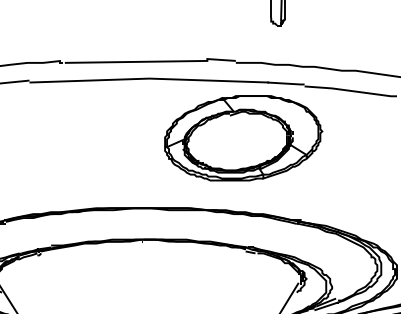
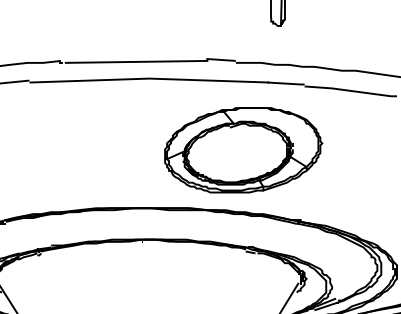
part position: (243, 138) -> (243, 150) (243, 150)
